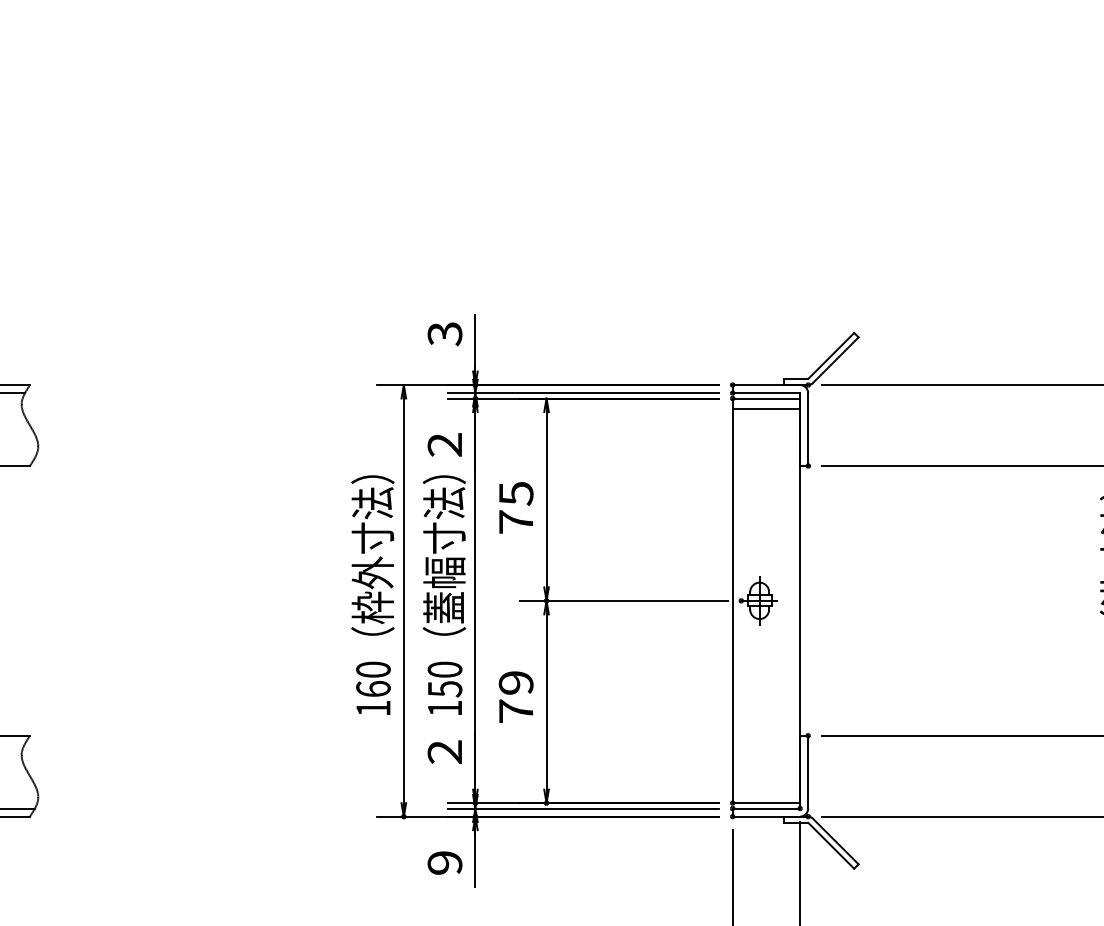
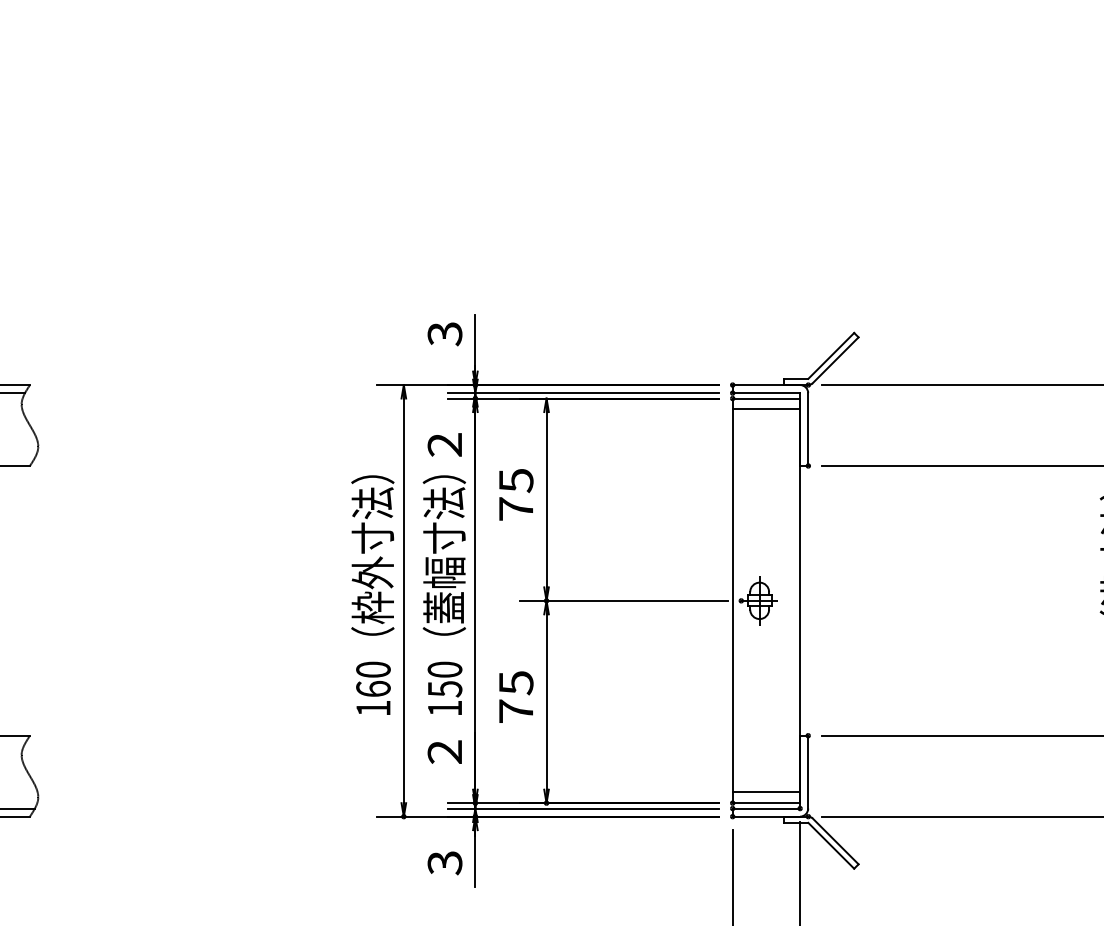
text position: (516, 507) -> (516, 494) (516, 494)
text: 79 -> 75 (515, 683)
line: none -> present (766, 792)
text: 9 -> 3 (444, 863)
